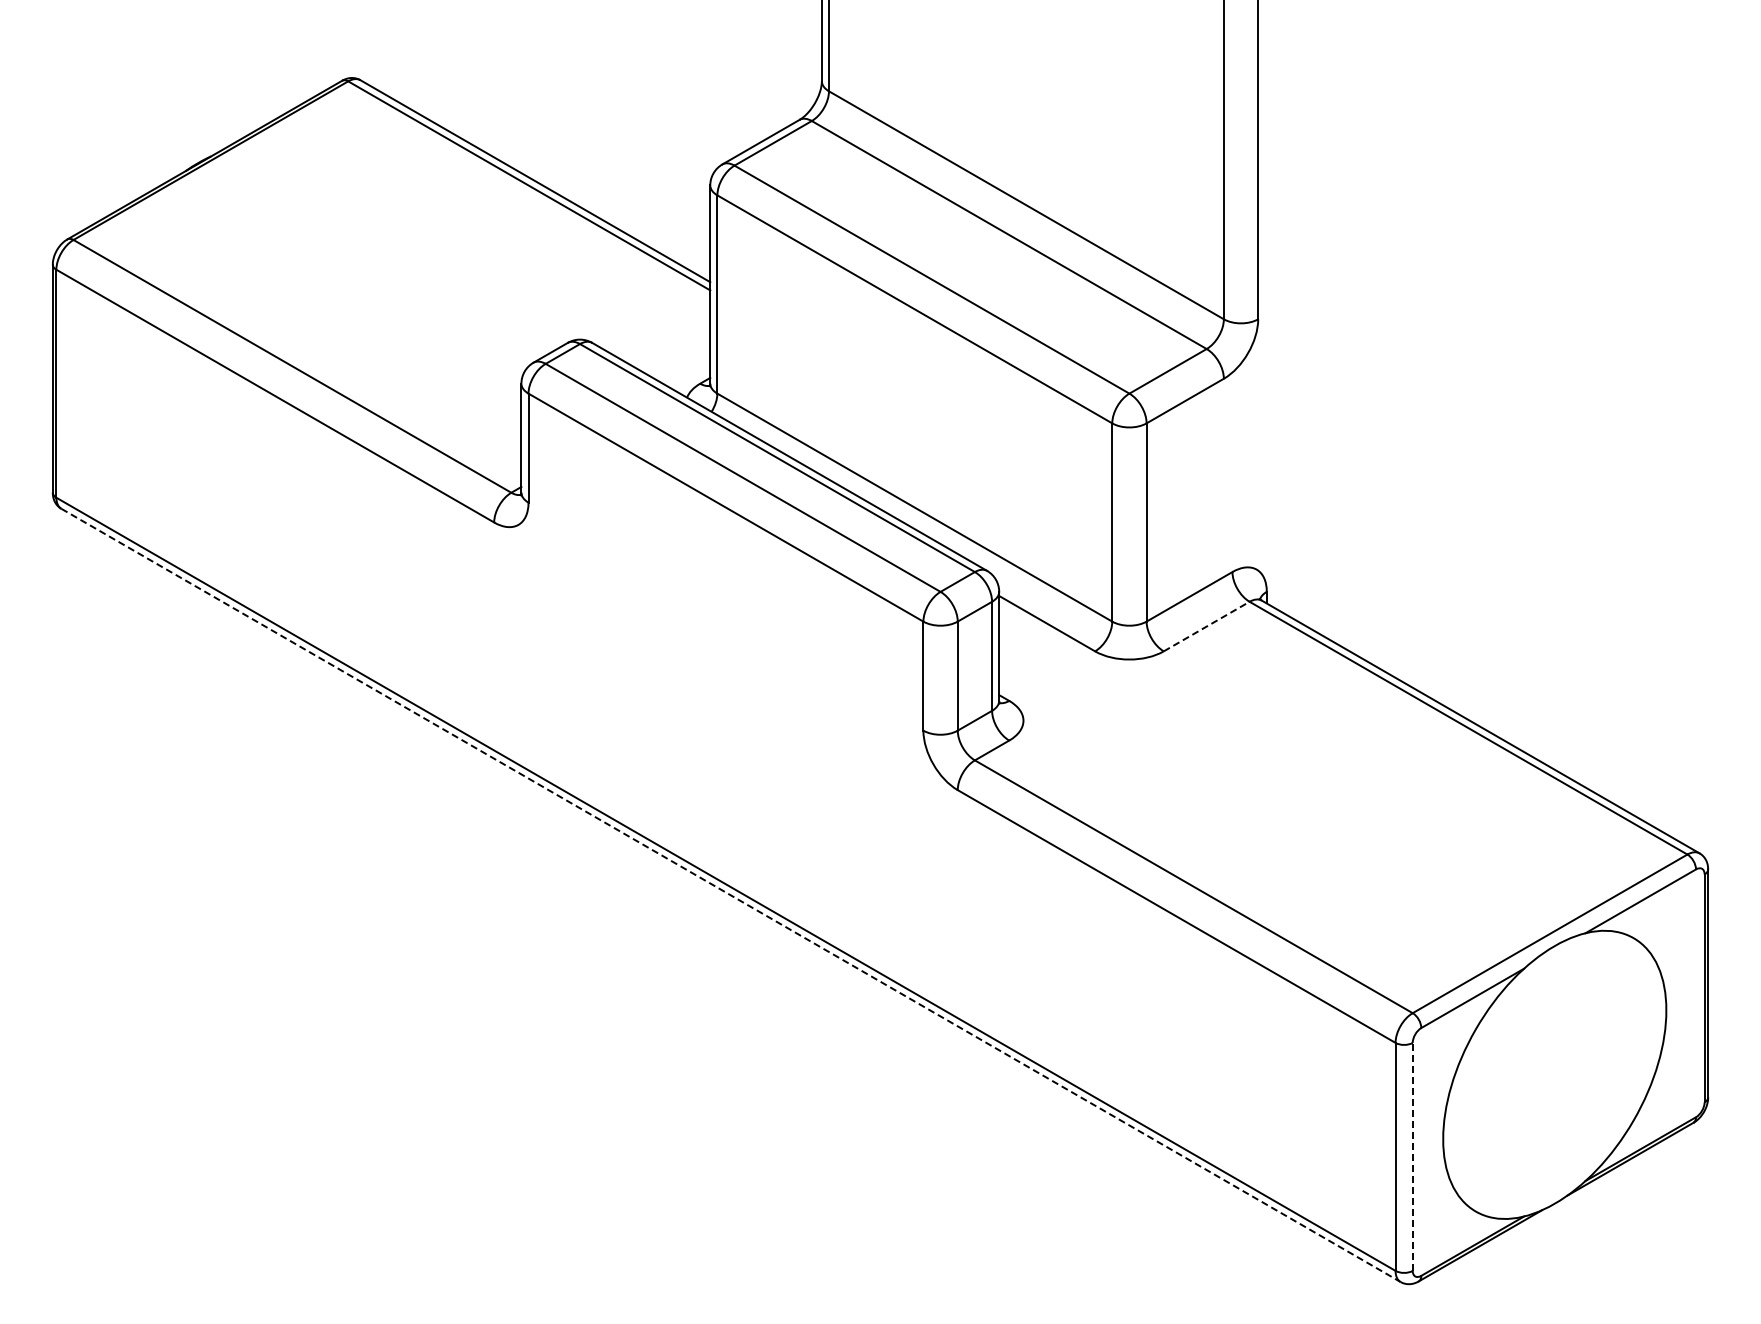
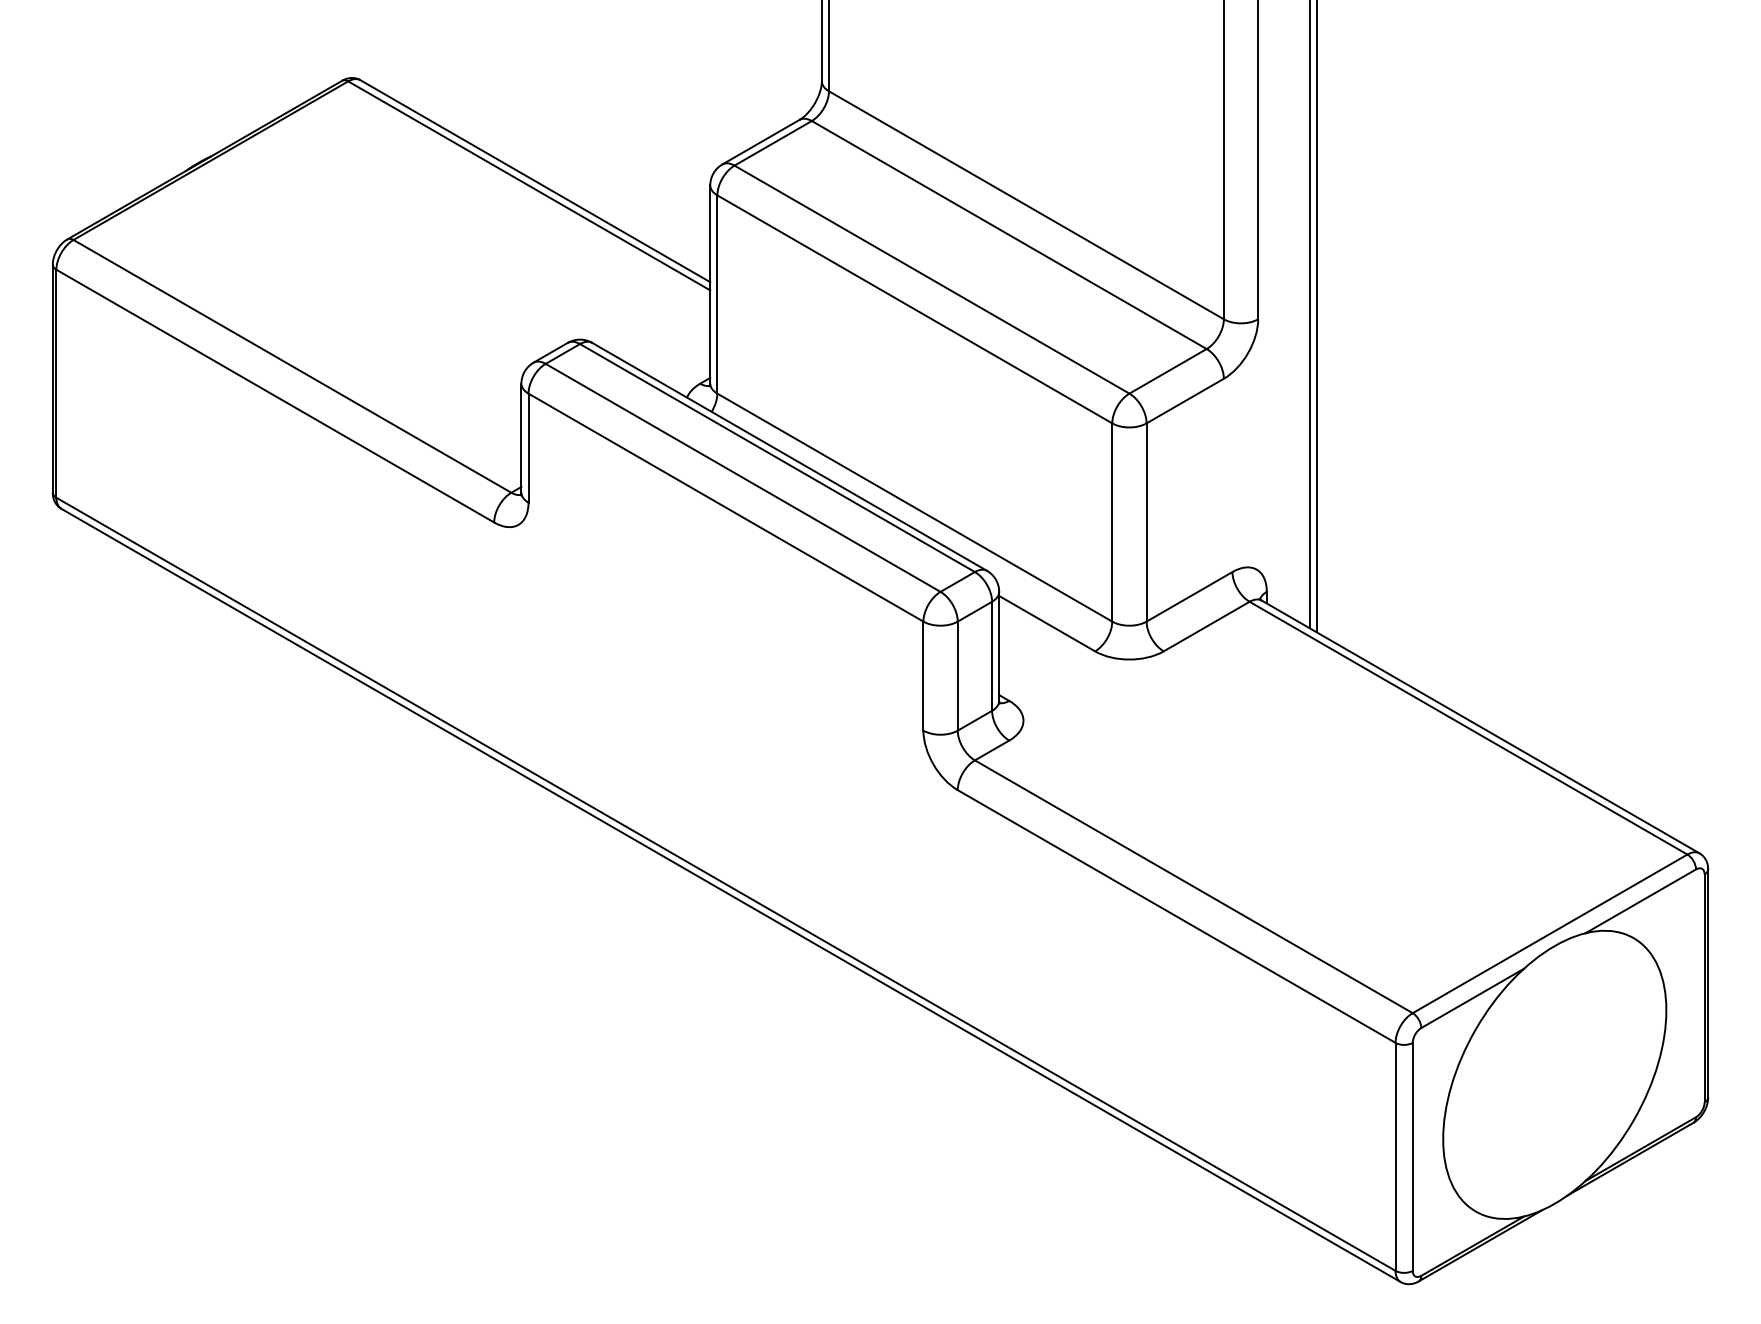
line: none -> present (1309, 315)
line: none -> present (1316, 317)
line: dashed -> solid (1206, 626)
line: dashed -> solid (731, 895)
line: dashed -> solid (1412, 1156)
